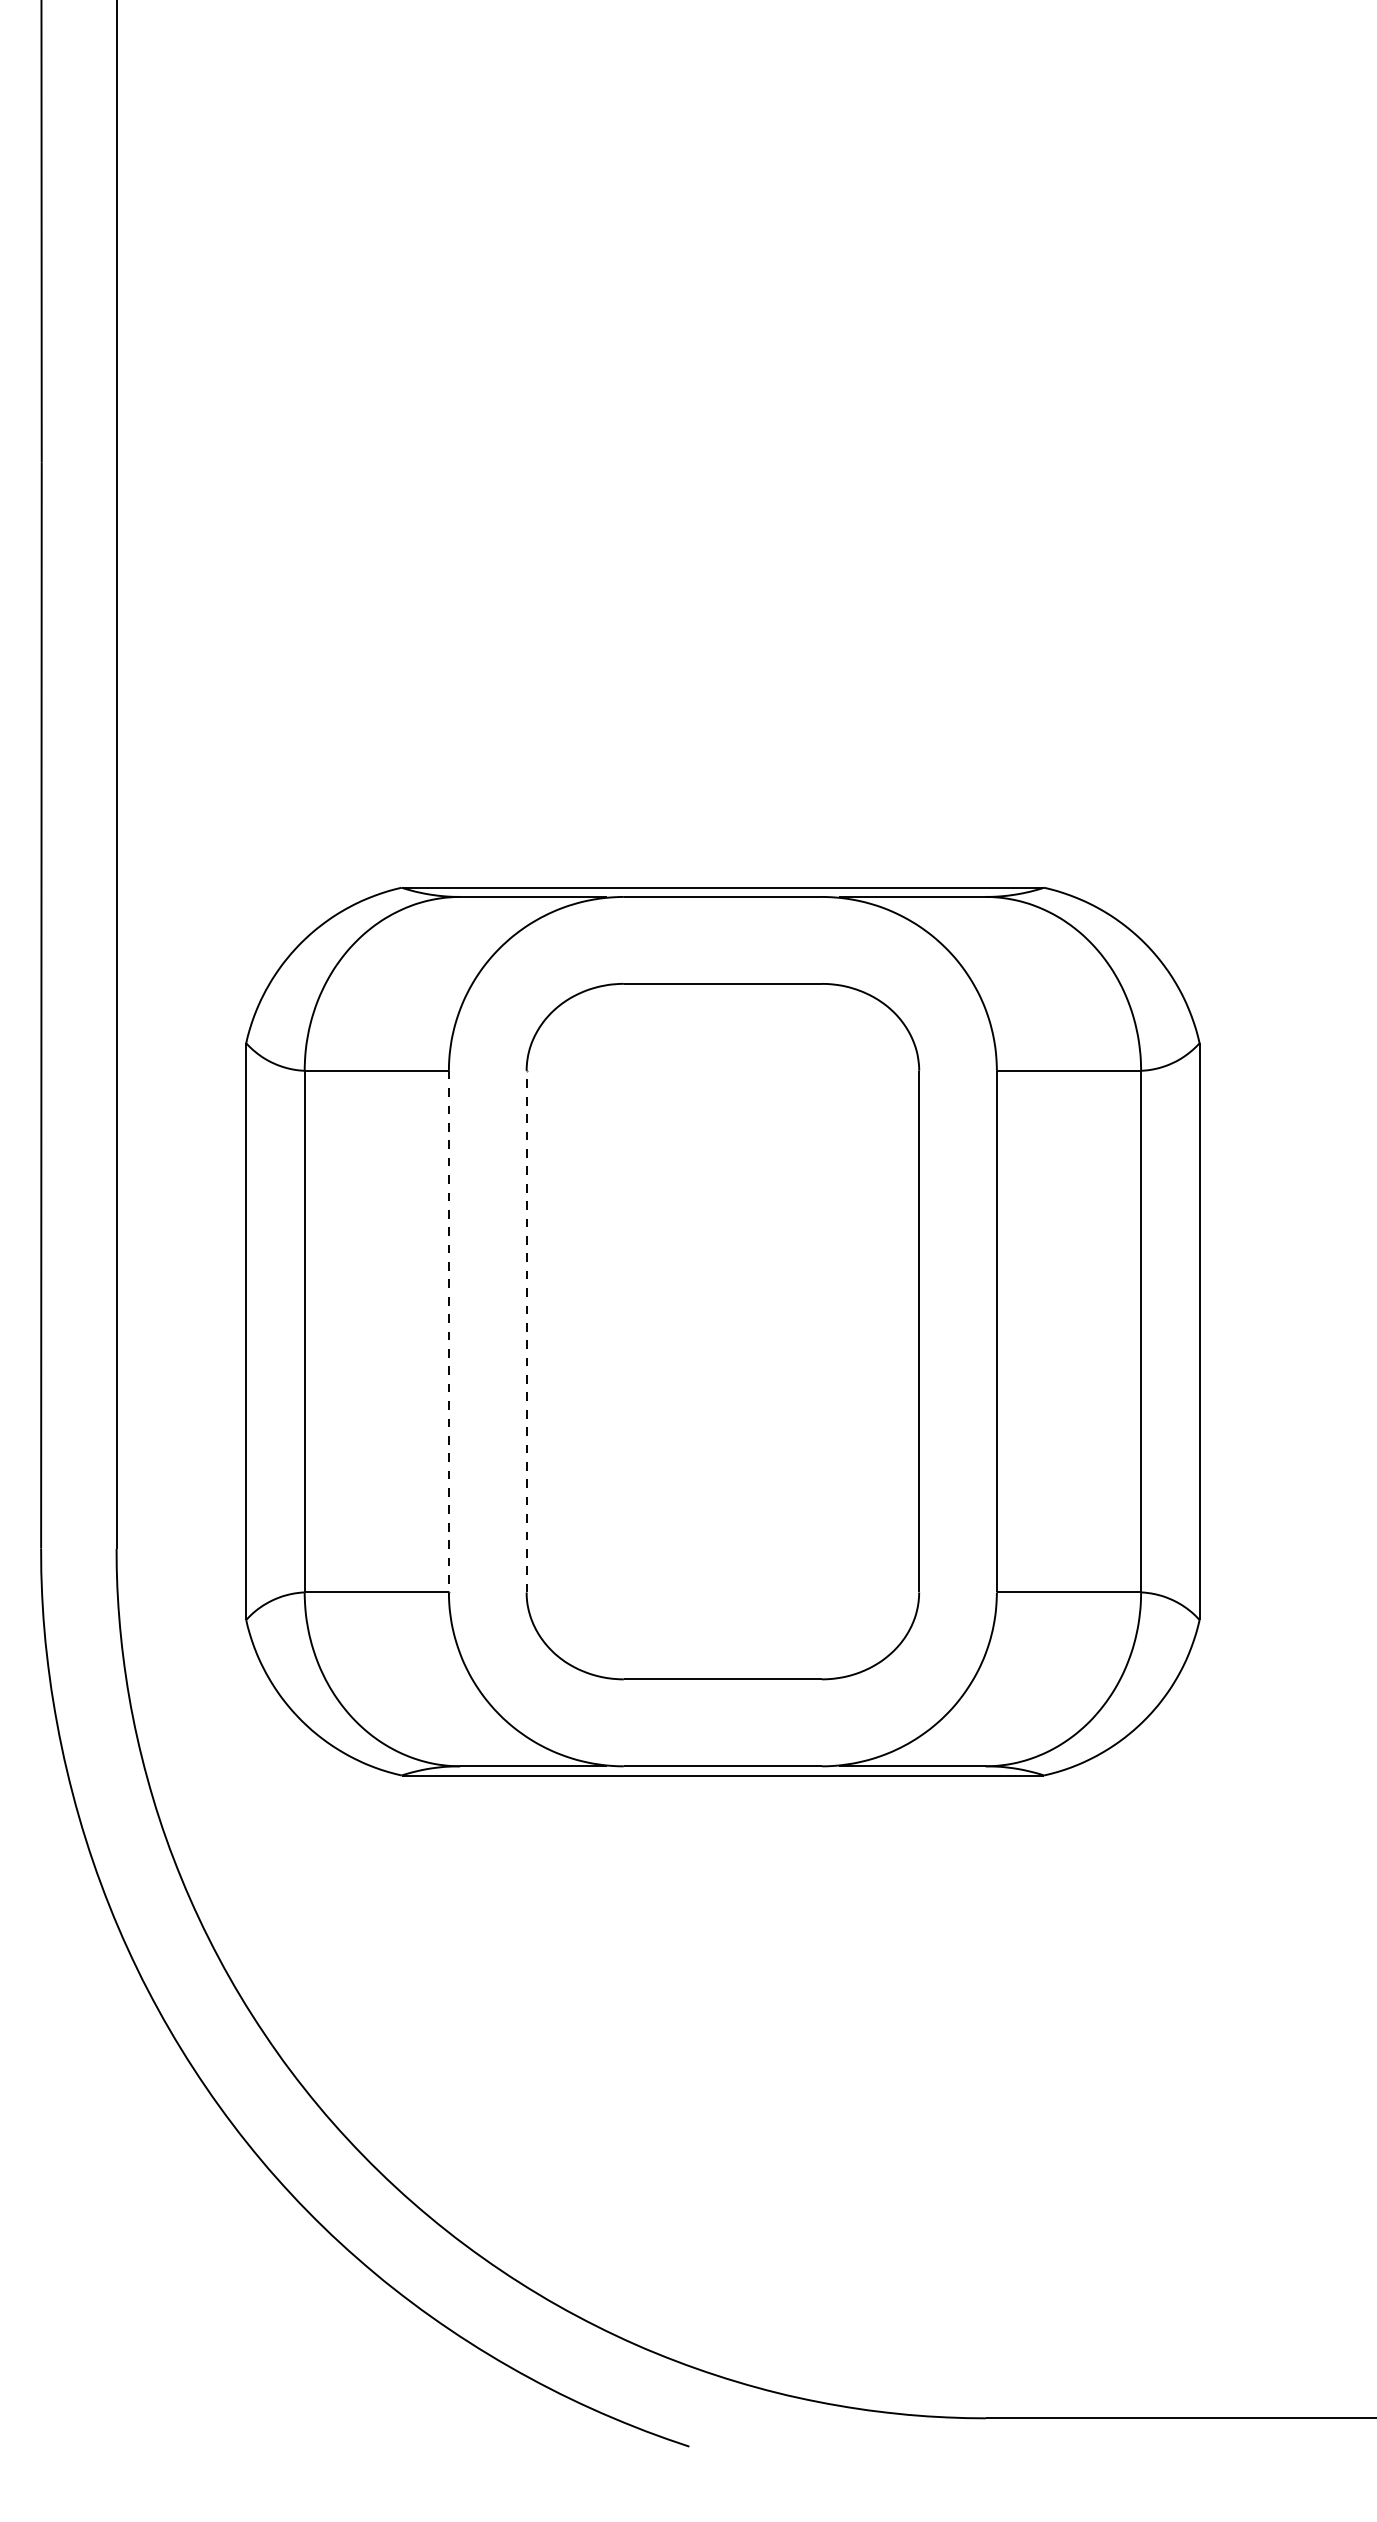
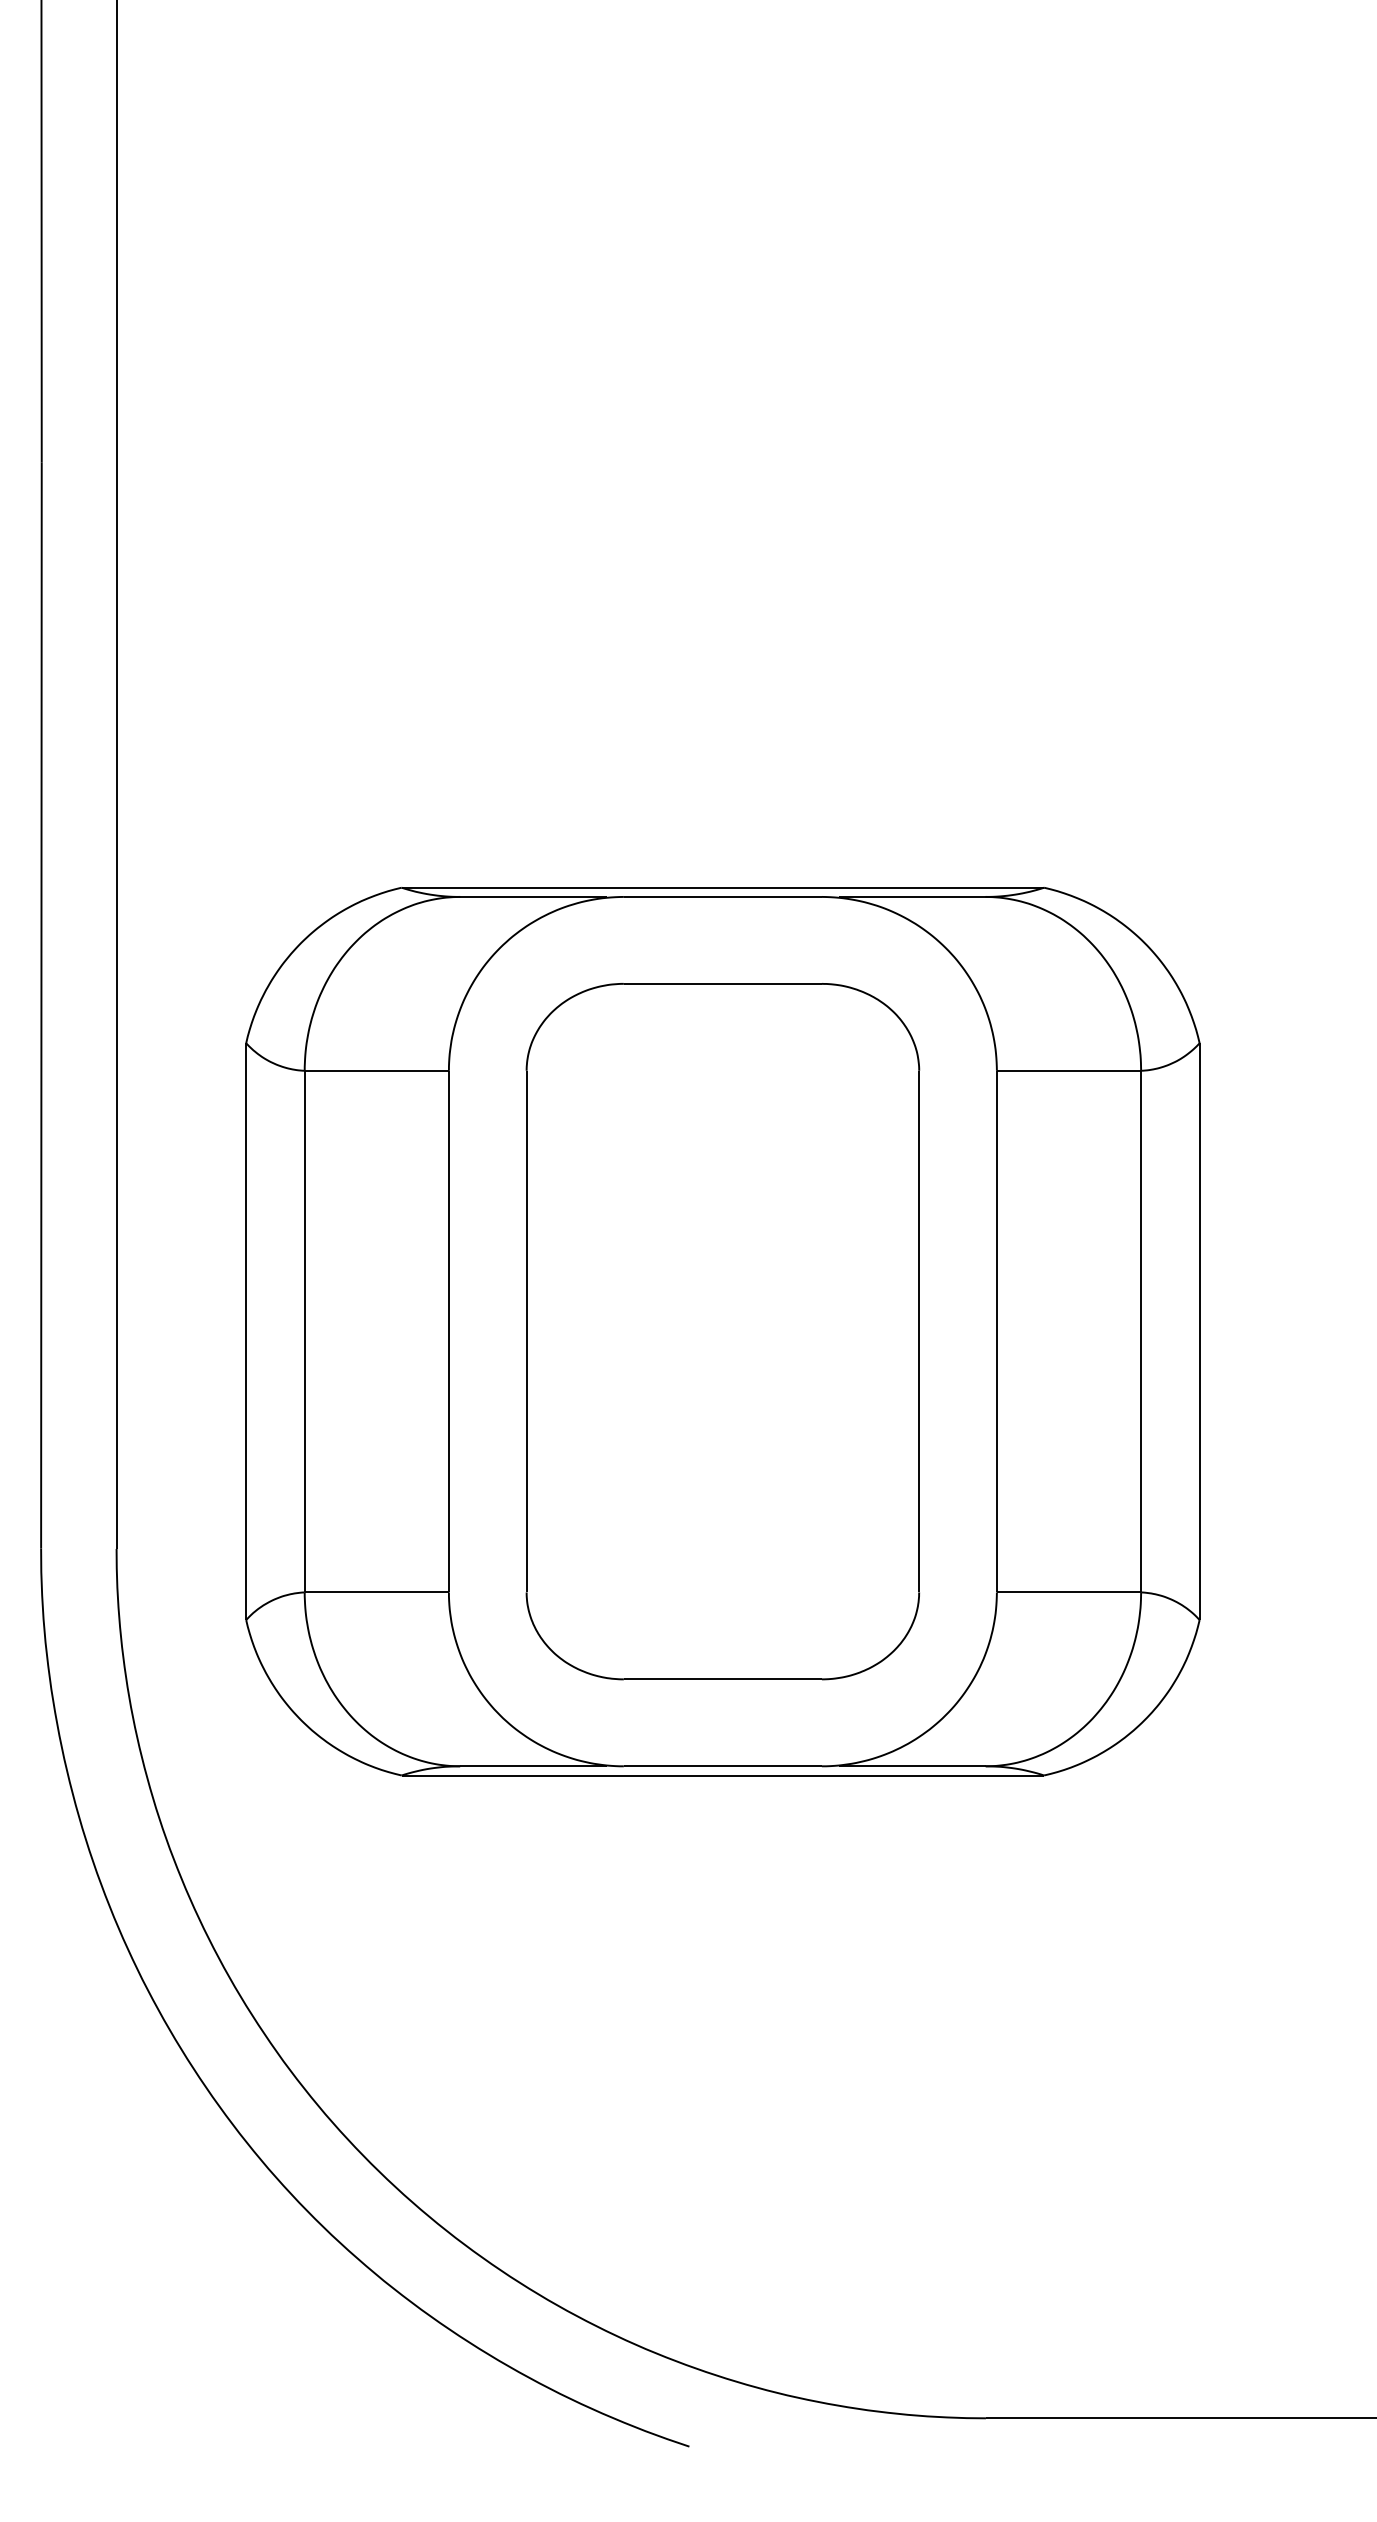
line: dashed -> solid (448, 1331)
line: dashed -> solid (526, 1331)
